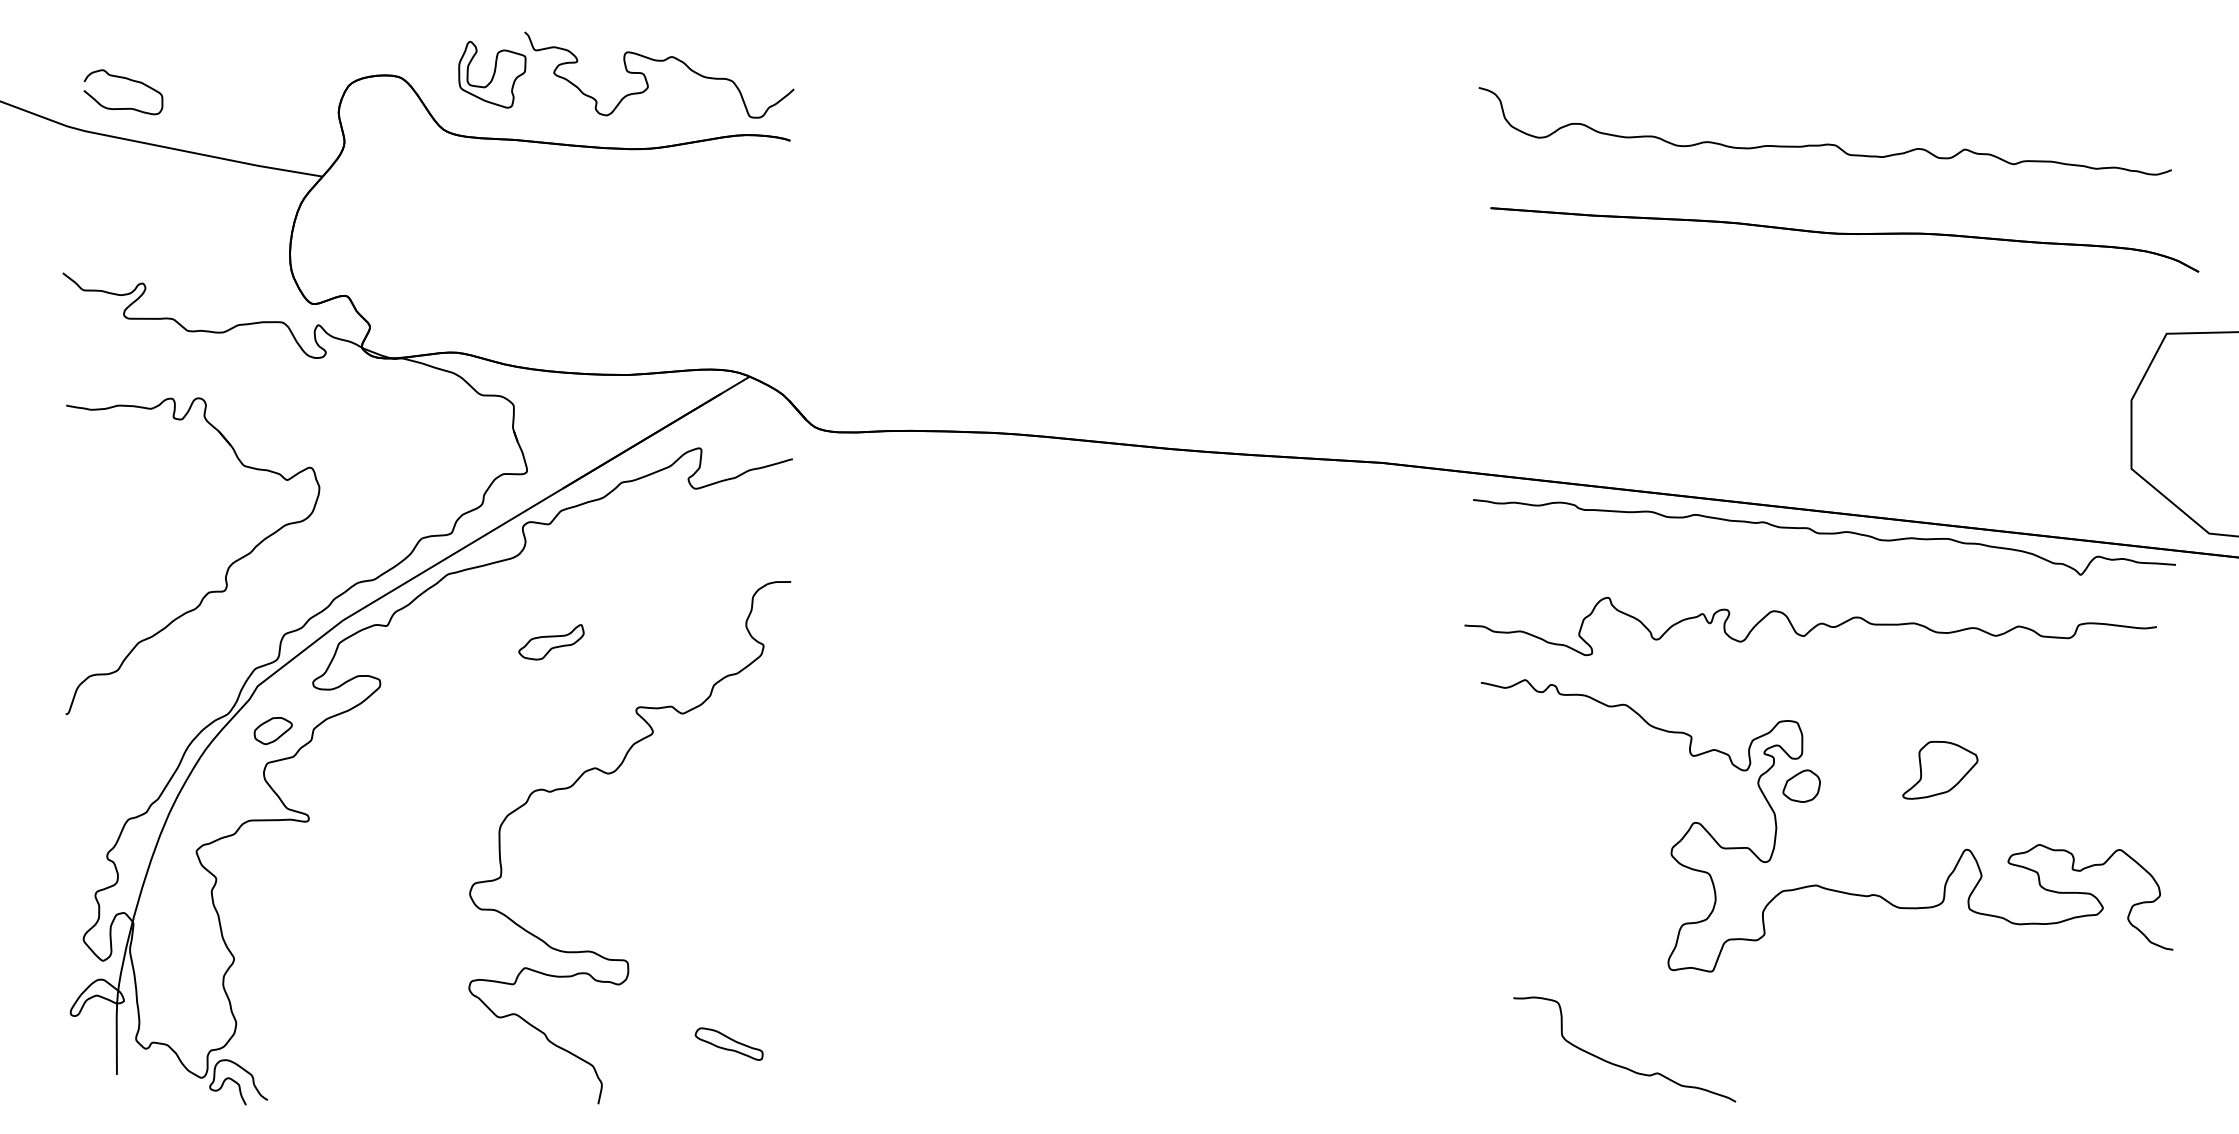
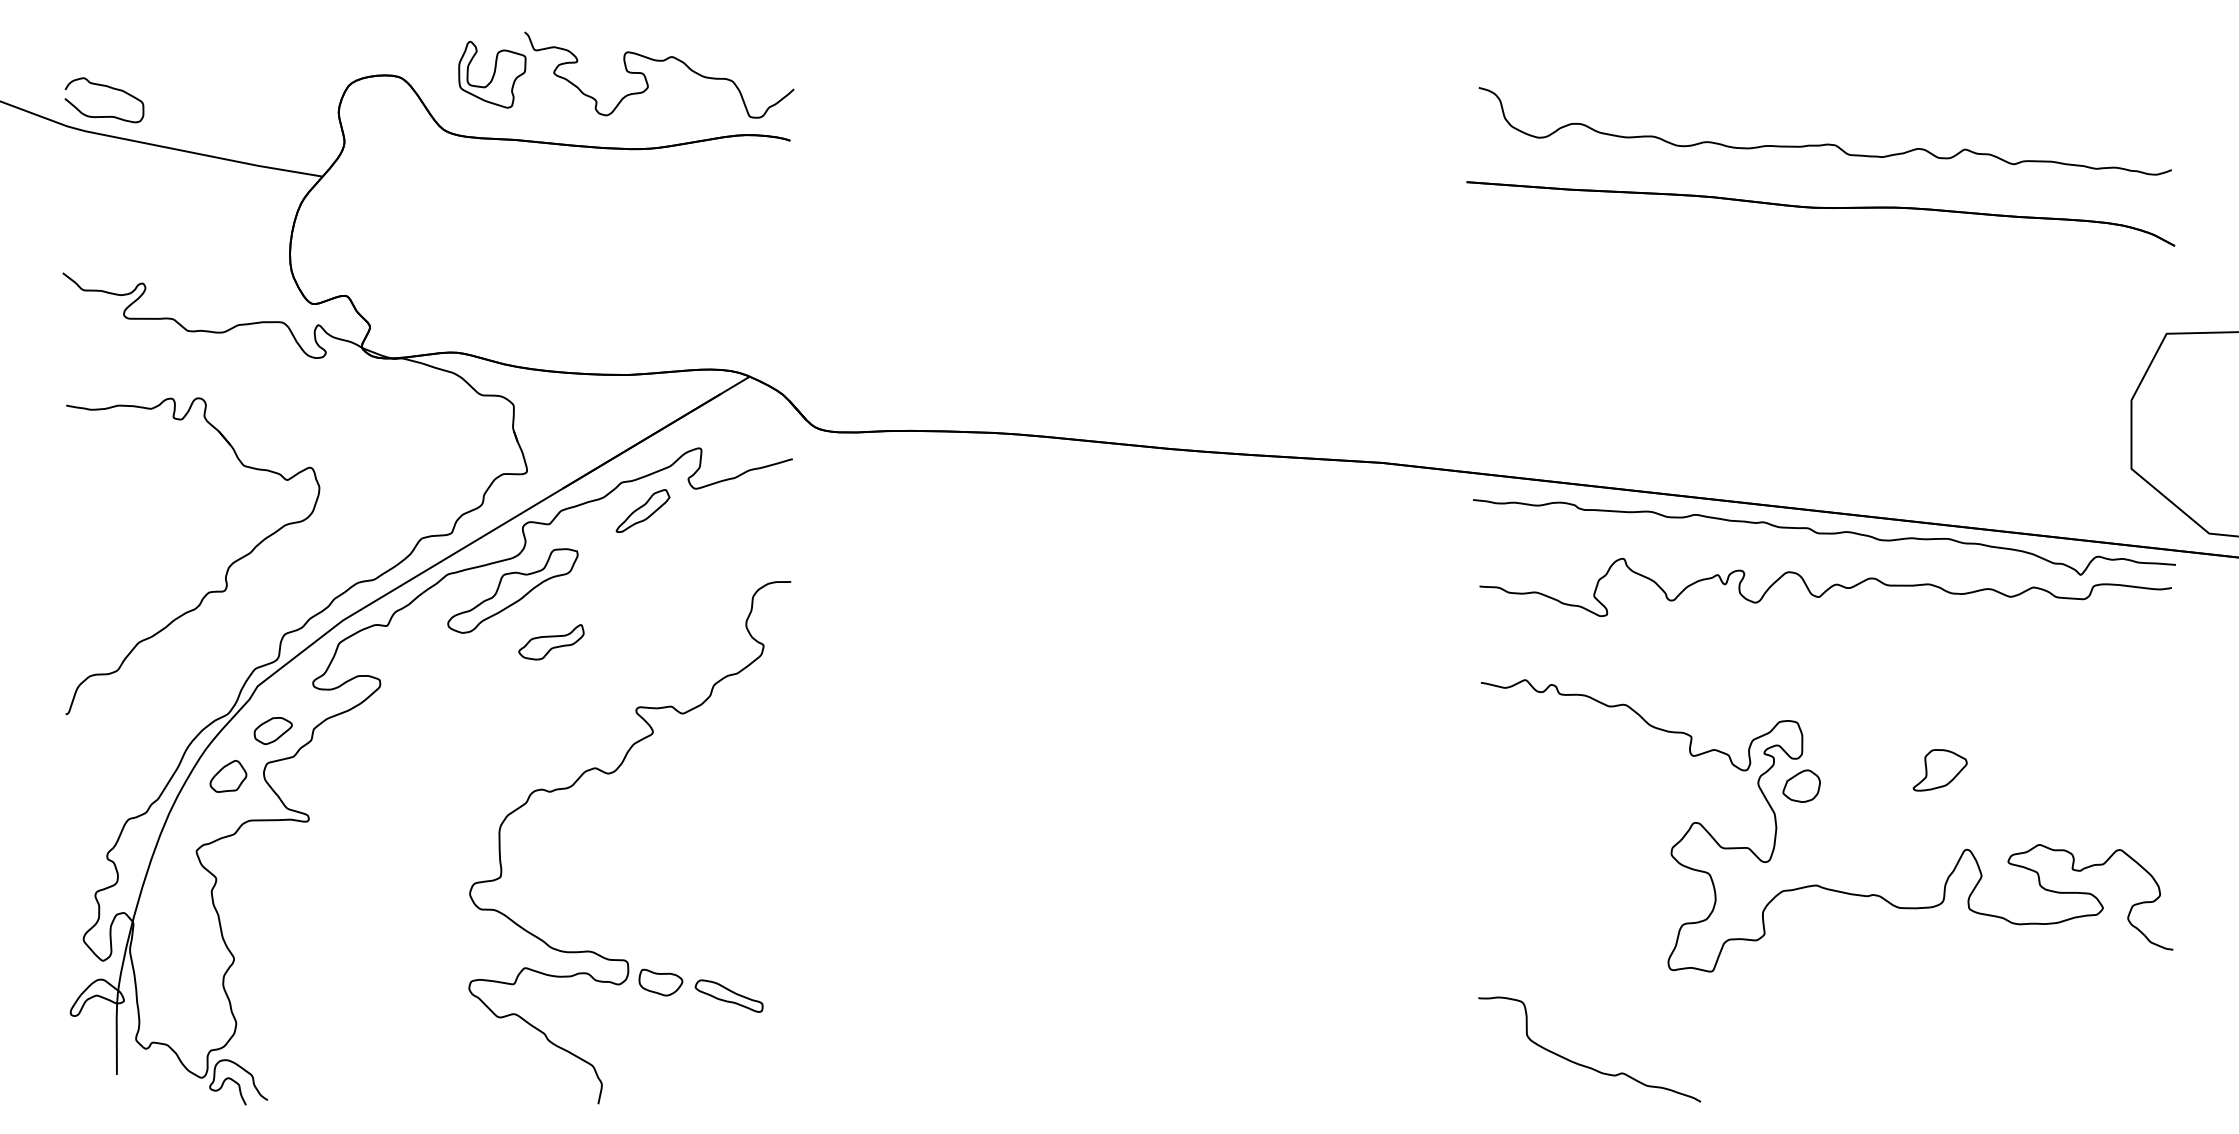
curve position: (126, 79) -> (107, 87) (107, 87)
part position: (1844, 239) -> (1820, 213) (1820, 213)
part: none -> present (642, 510)
part: none -> present (512, 590)
curve position: (1812, 627) -> (1827, 588) (1827, 588)
part size: 77x60 px -> 56x43 px (1939, 770)
part: none -> present (228, 776)
part: none -> present (660, 982)
part position: (728, 1043) -> (728, 995) (728, 995)
curve position: (1621, 1065) -> (1586, 1065) (1586, 1065)
